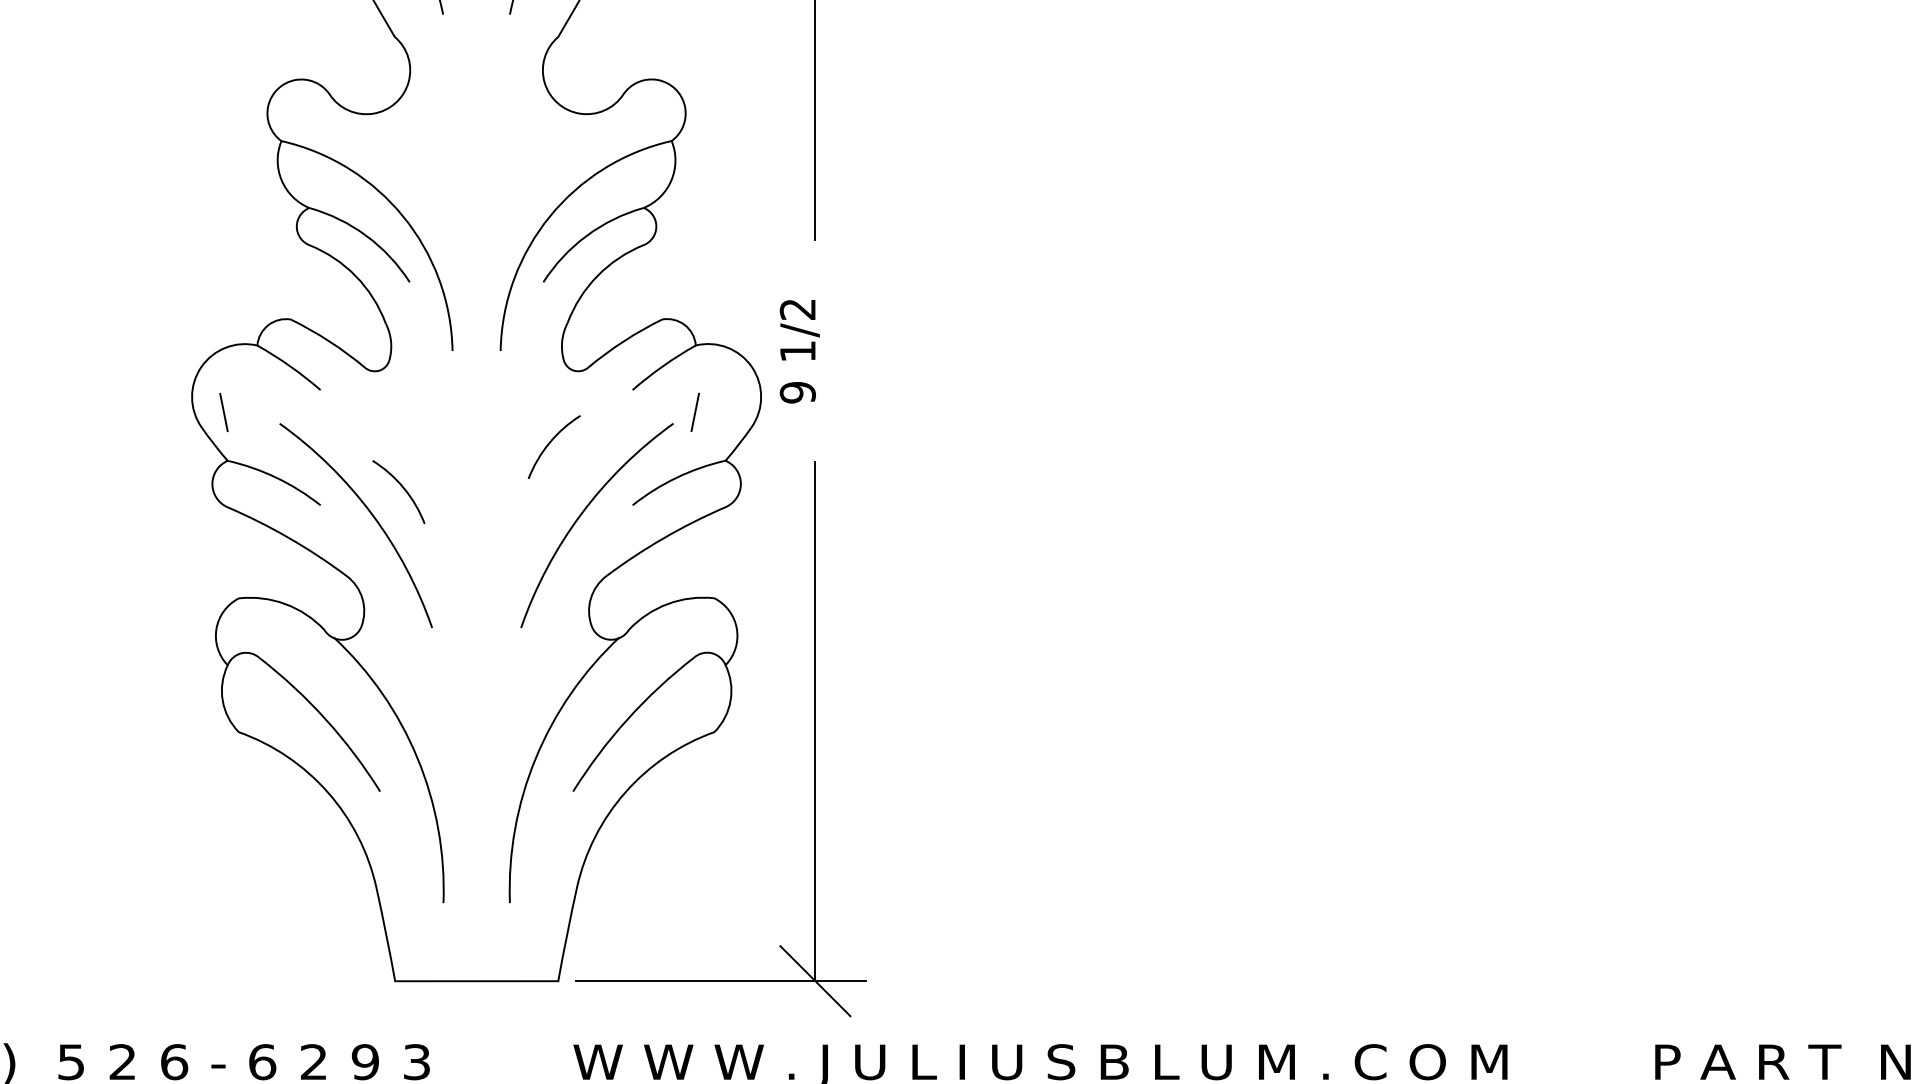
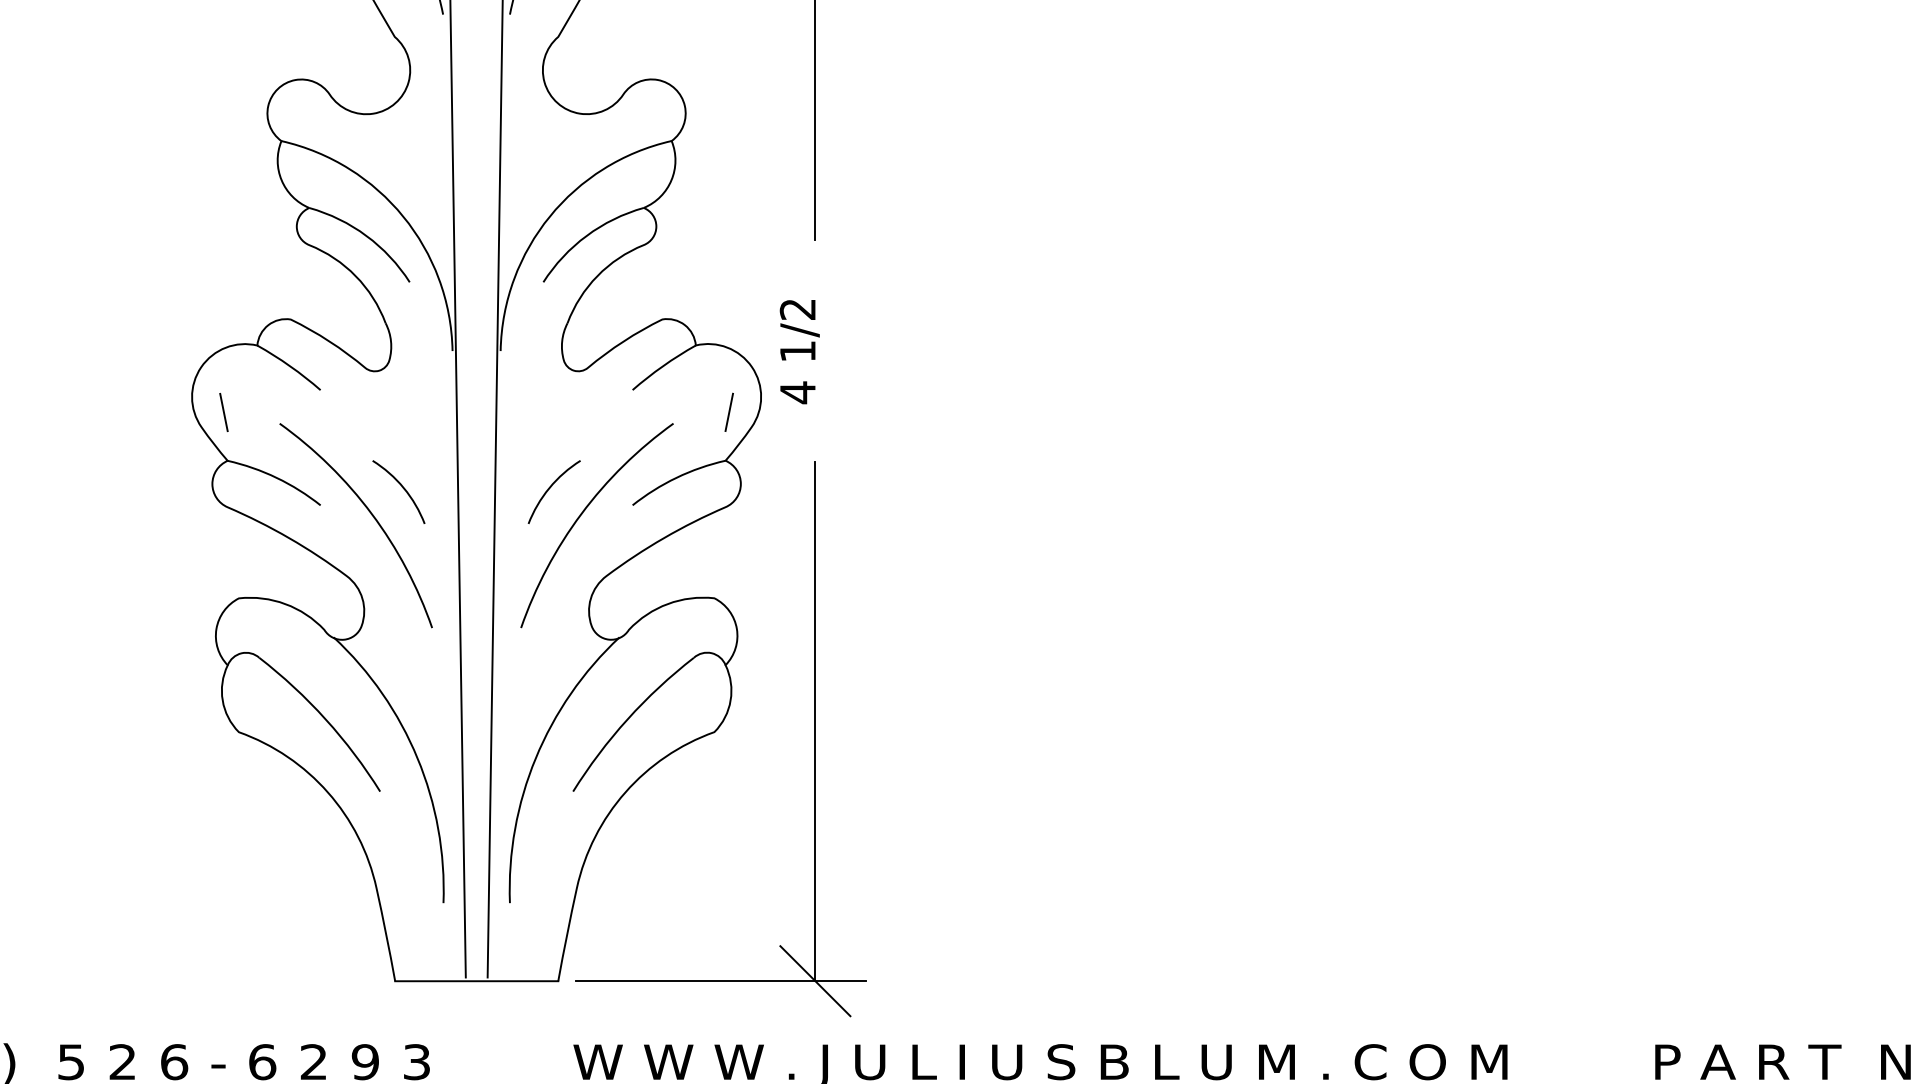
text: 9 -> 4 (797, 392)
line position: (694, 411) -> (728, 411) (728, 411)
arc position: (550, 443) -> (550, 488) (550, 488)
line: none -> present (457, 489)
line: none -> present (494, 489)
